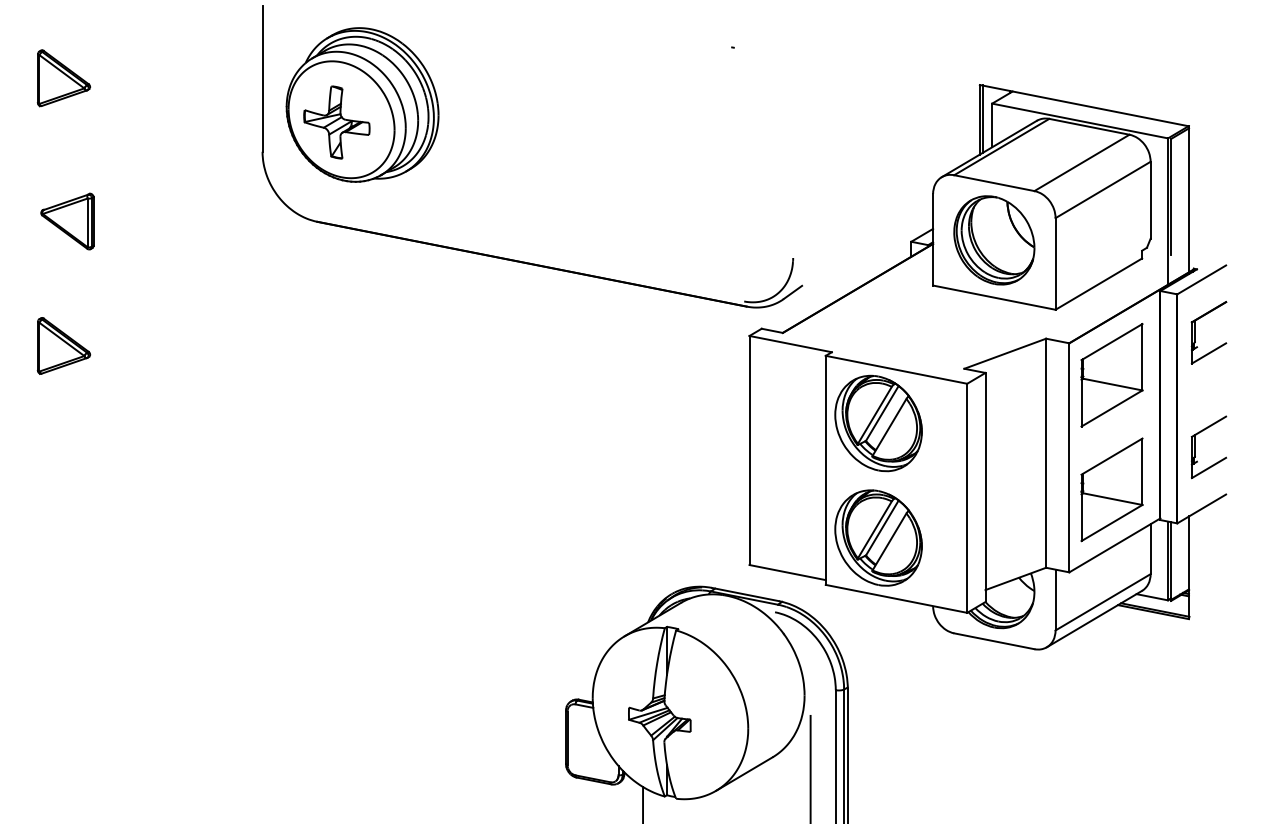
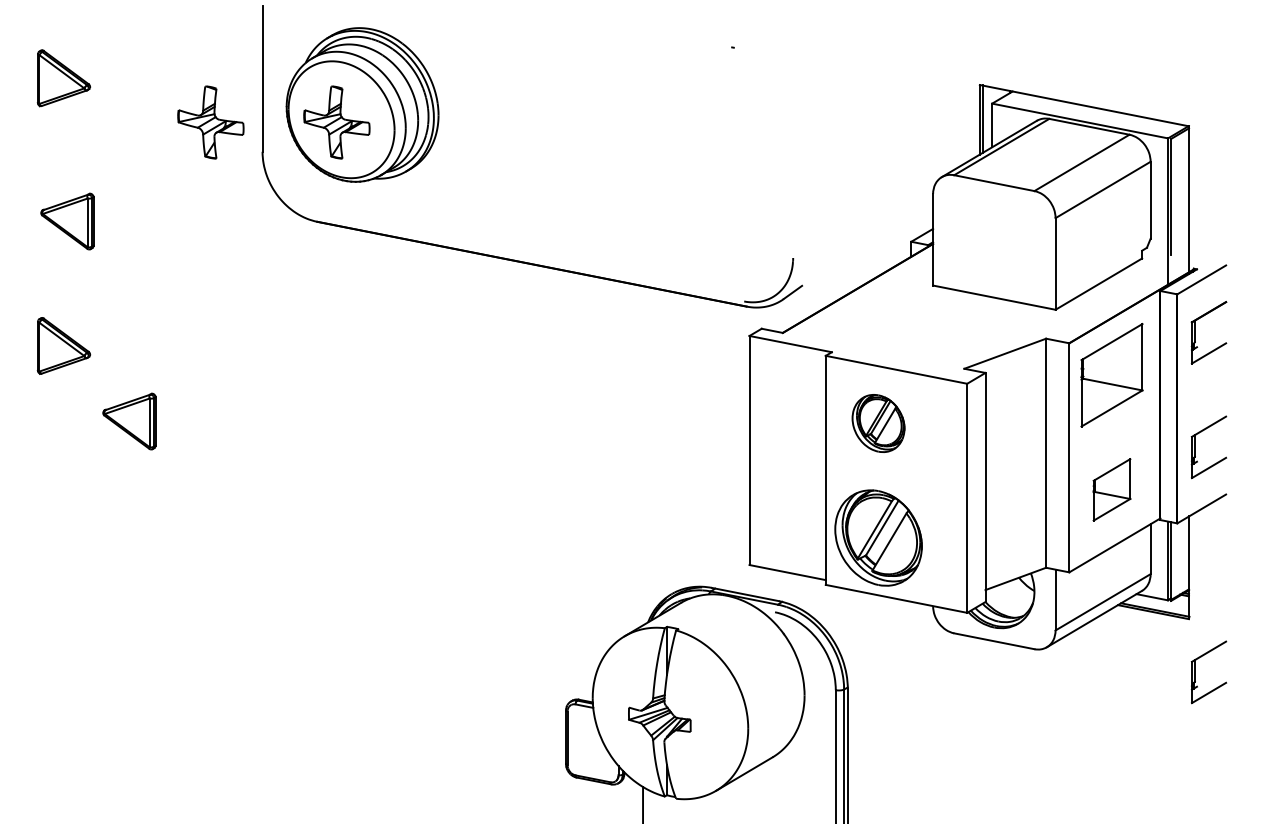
part: none -> present (210, 122)
part: present -> none (994, 240)
part: none -> present (129, 421)
part size: 89x99 px -> 55x59 px (878, 423)
part size: 64x106 px -> 40x64 px (1111, 489)
part: none -> present (1195, 672)
line: present -> none (810, 767)
